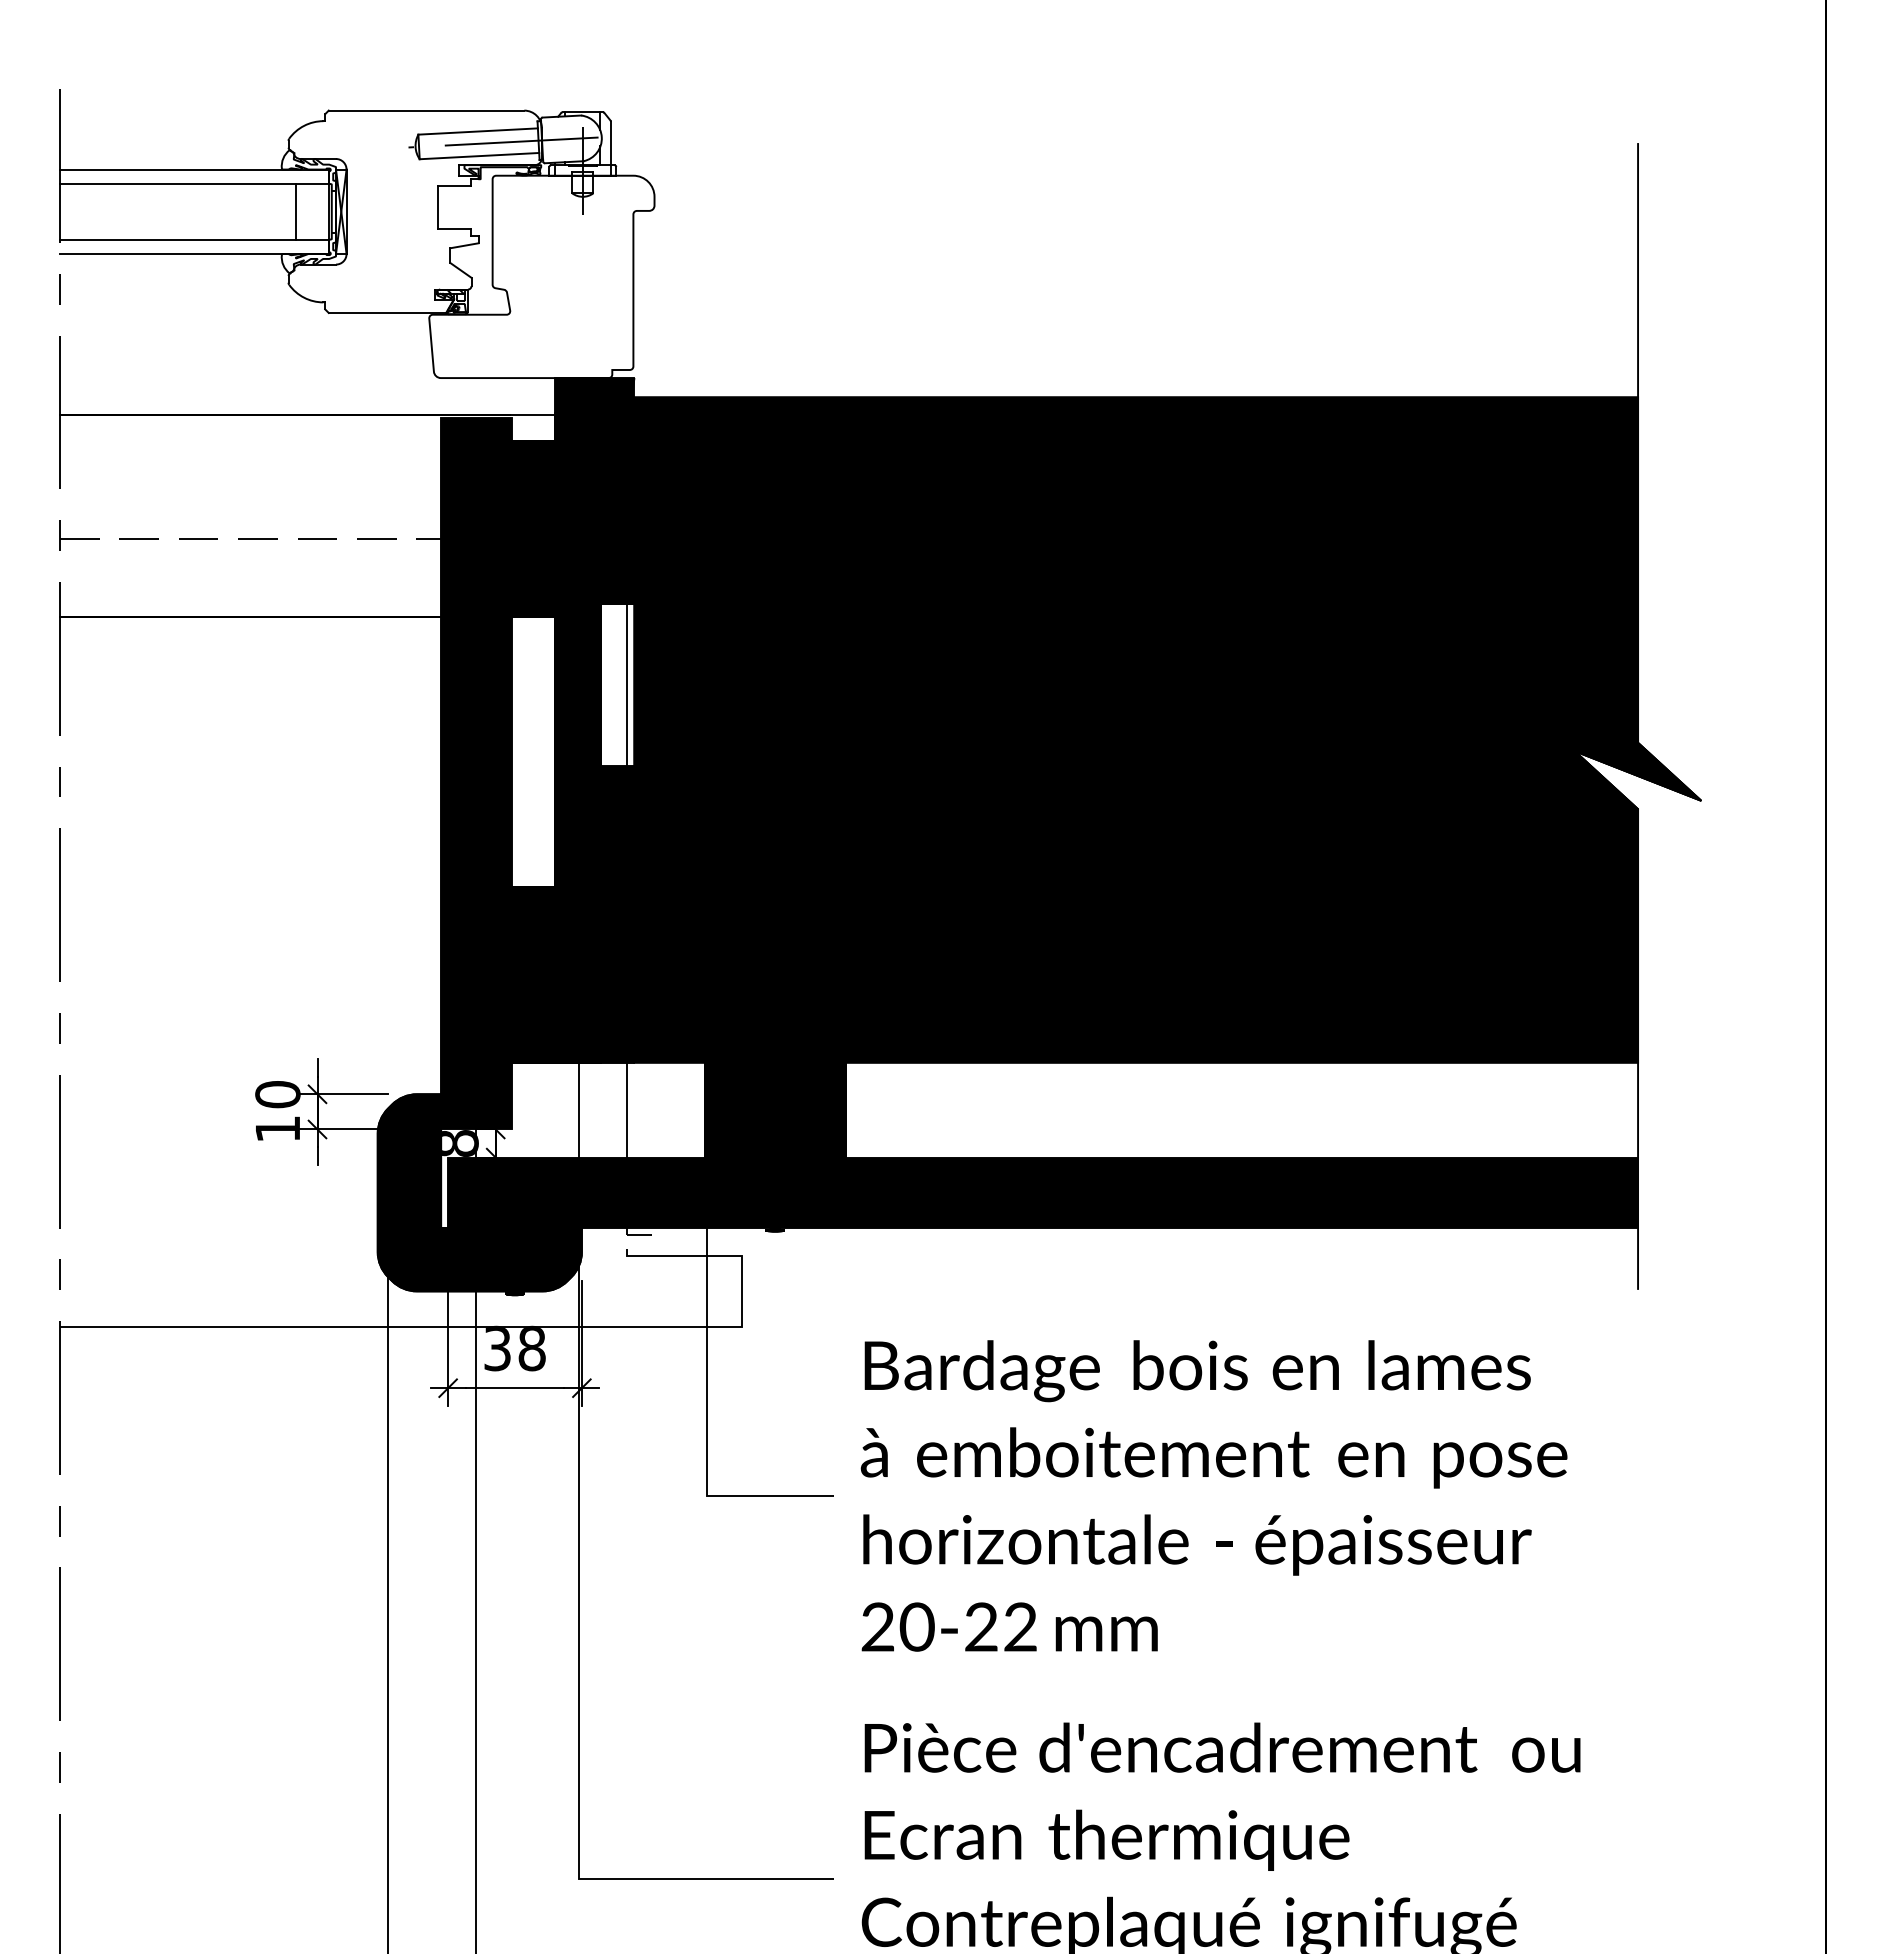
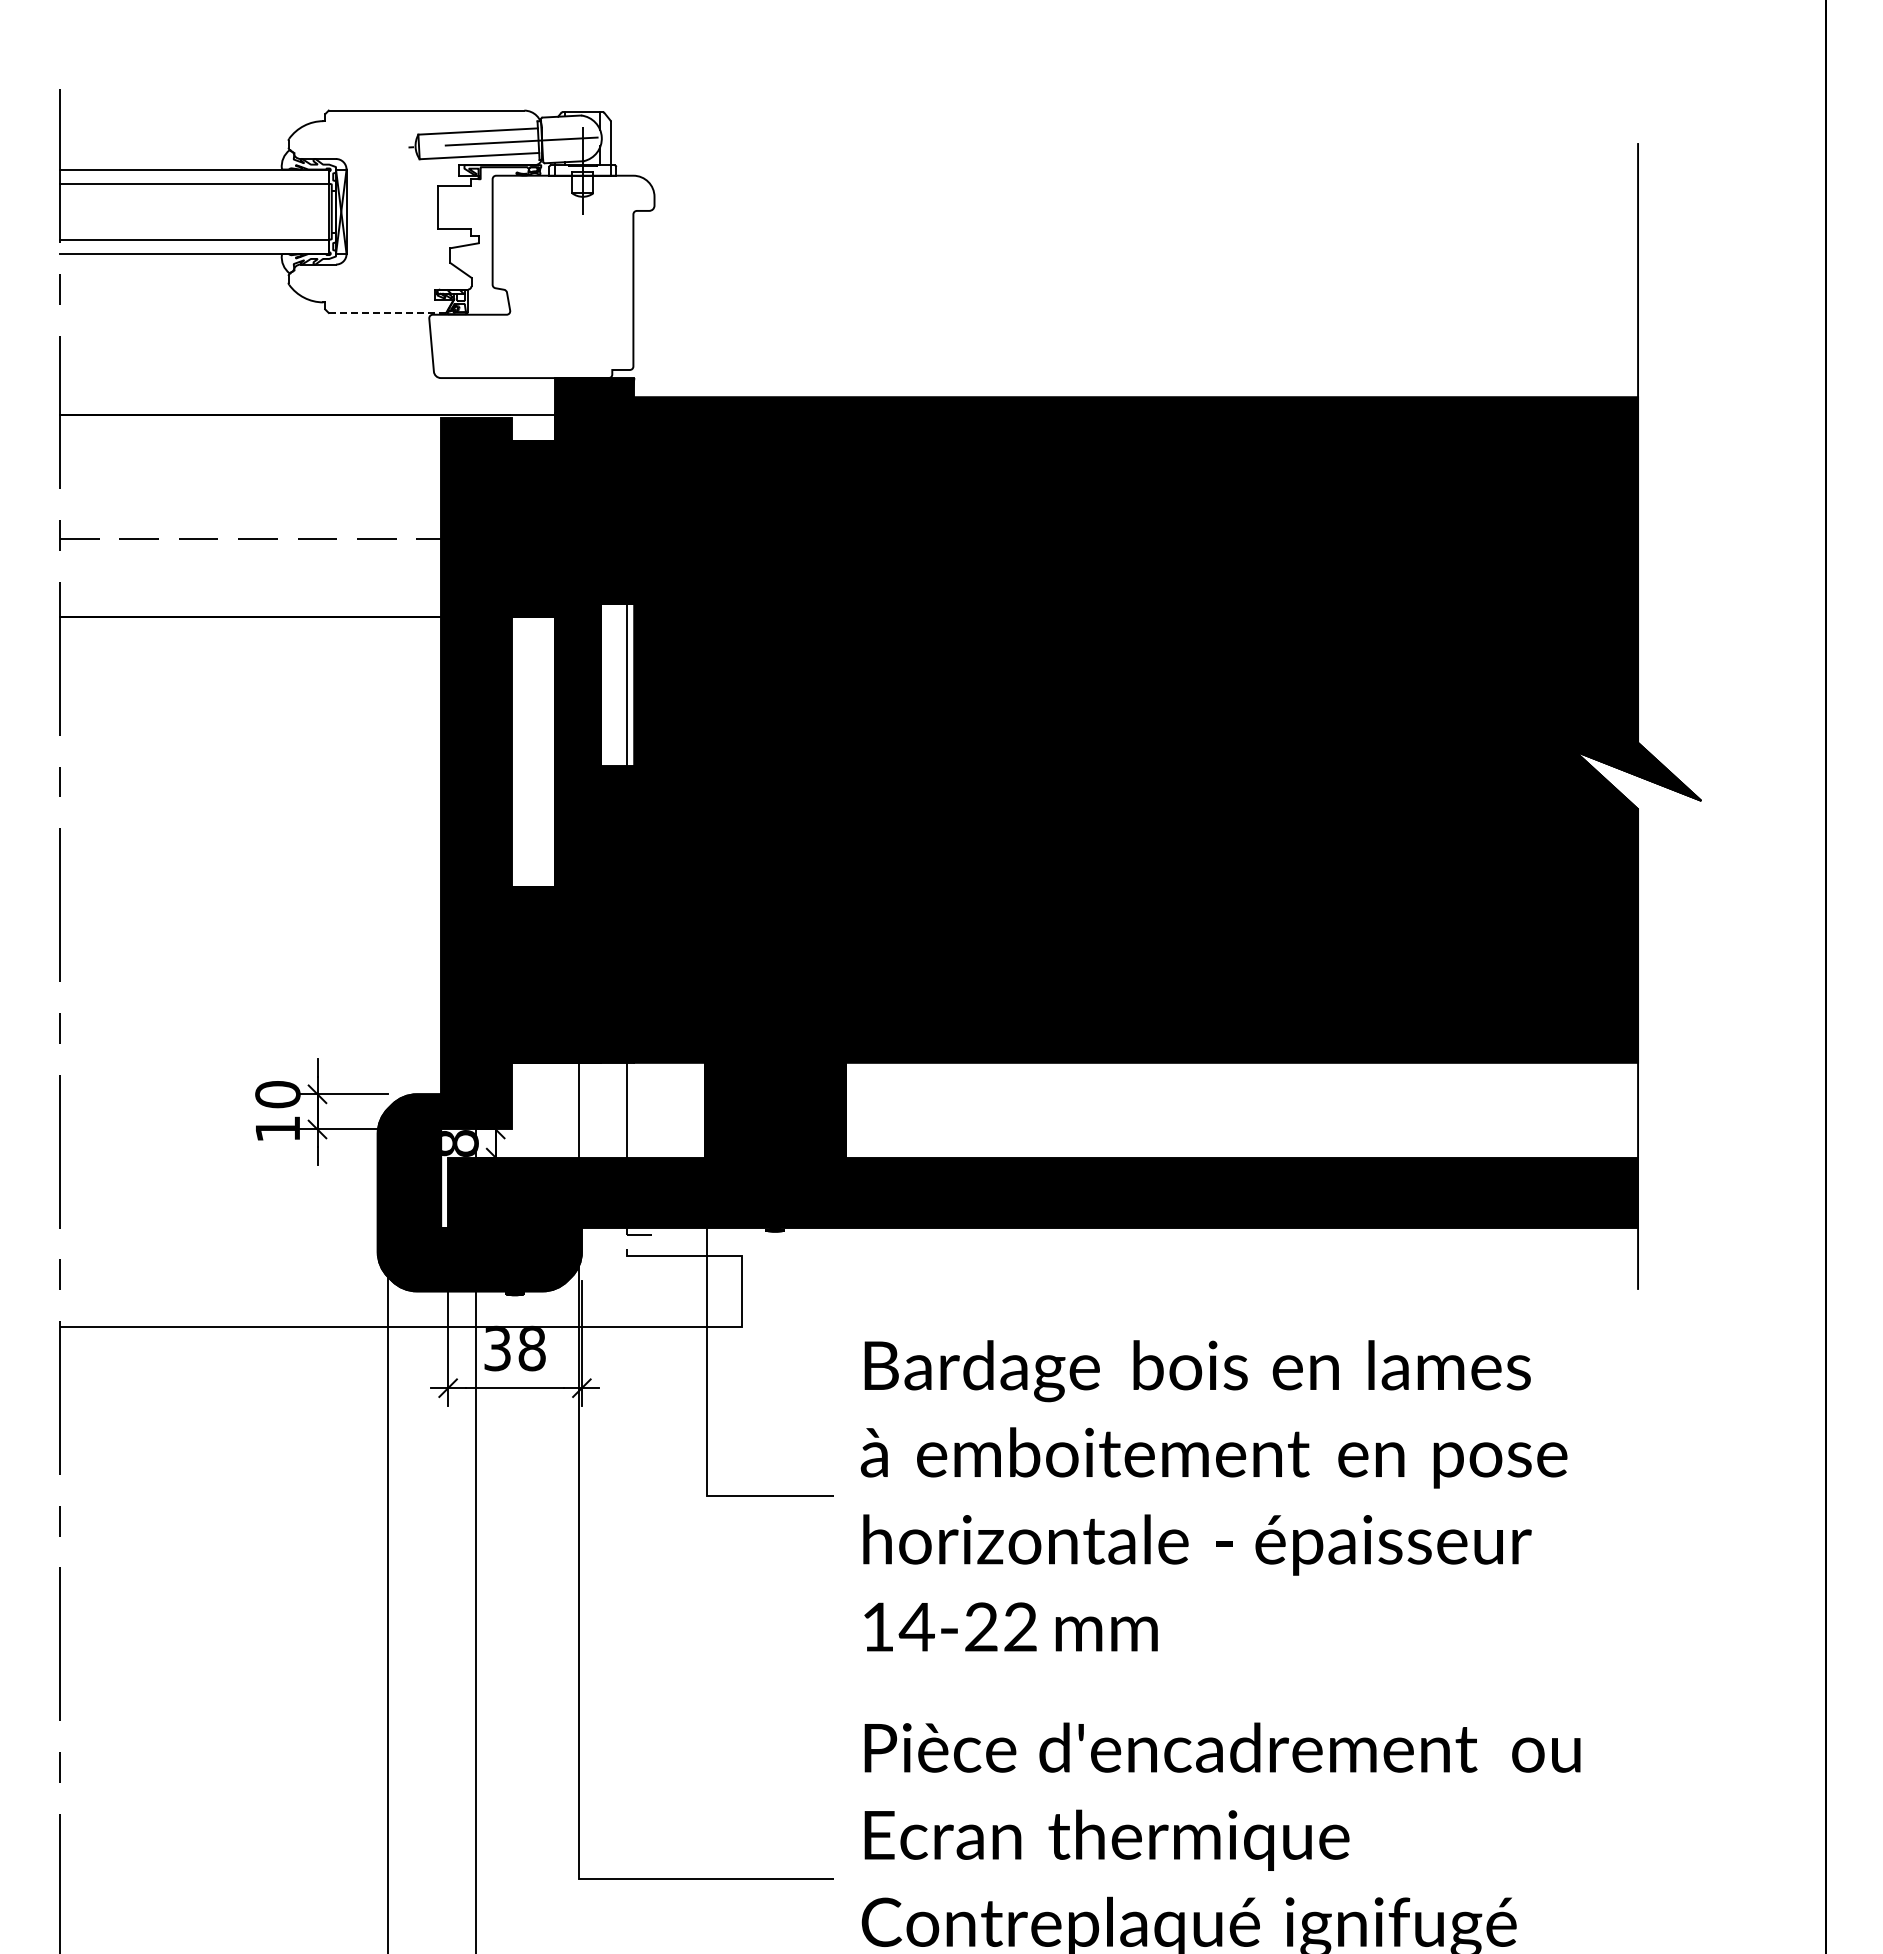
line: present -> none (295, 211)
line: solid -> dashed (387, 312)
text: 20-22 -> 14-22 (897, 1626)
